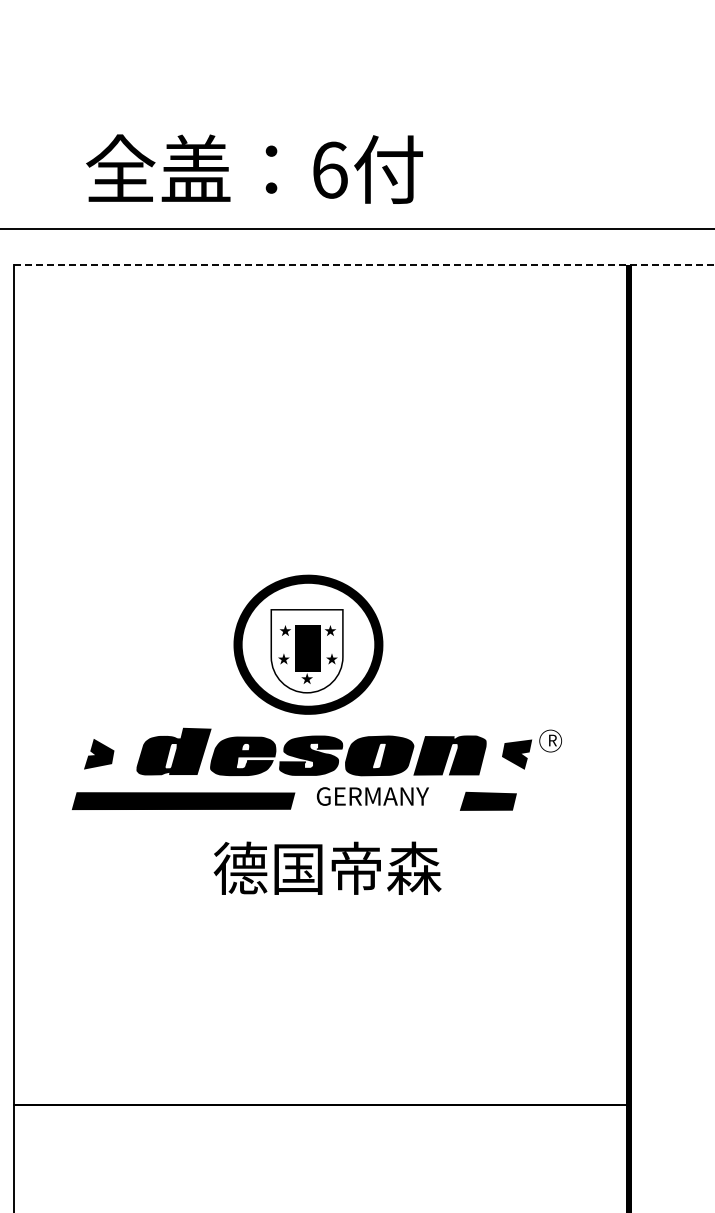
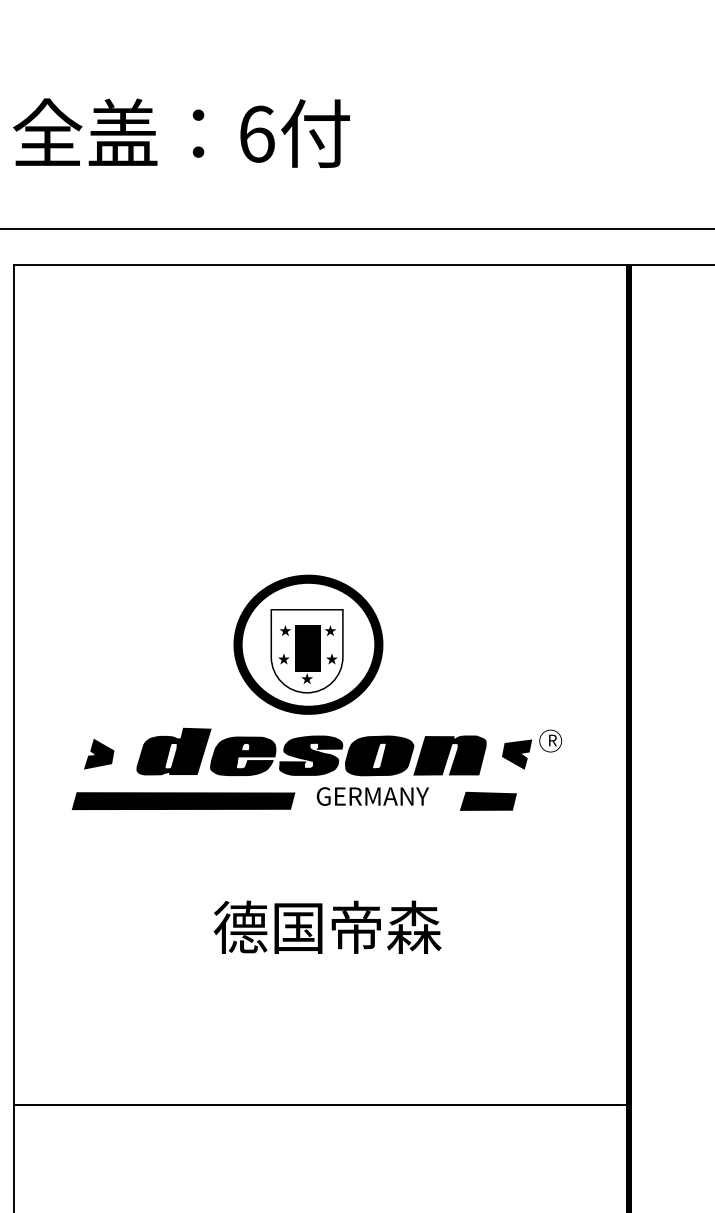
text position: (254, 168) -> (181, 132) (181, 132)
line: dashed -> solid (364, 265)
text position: (327, 867) -> (327, 926) (327, 926)
